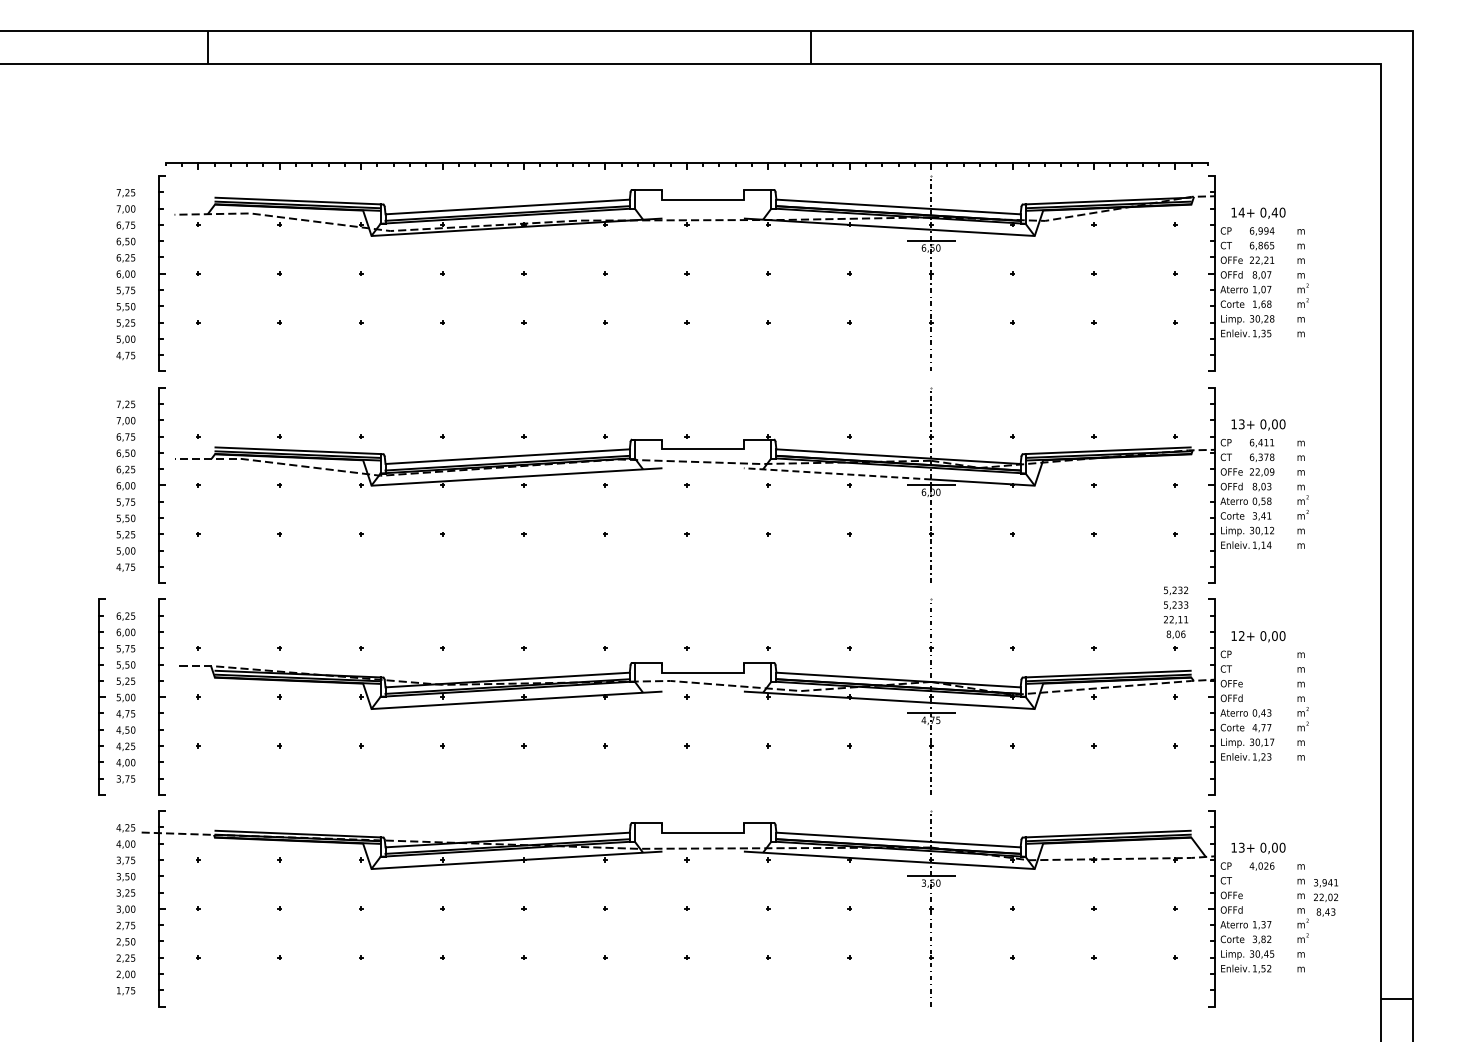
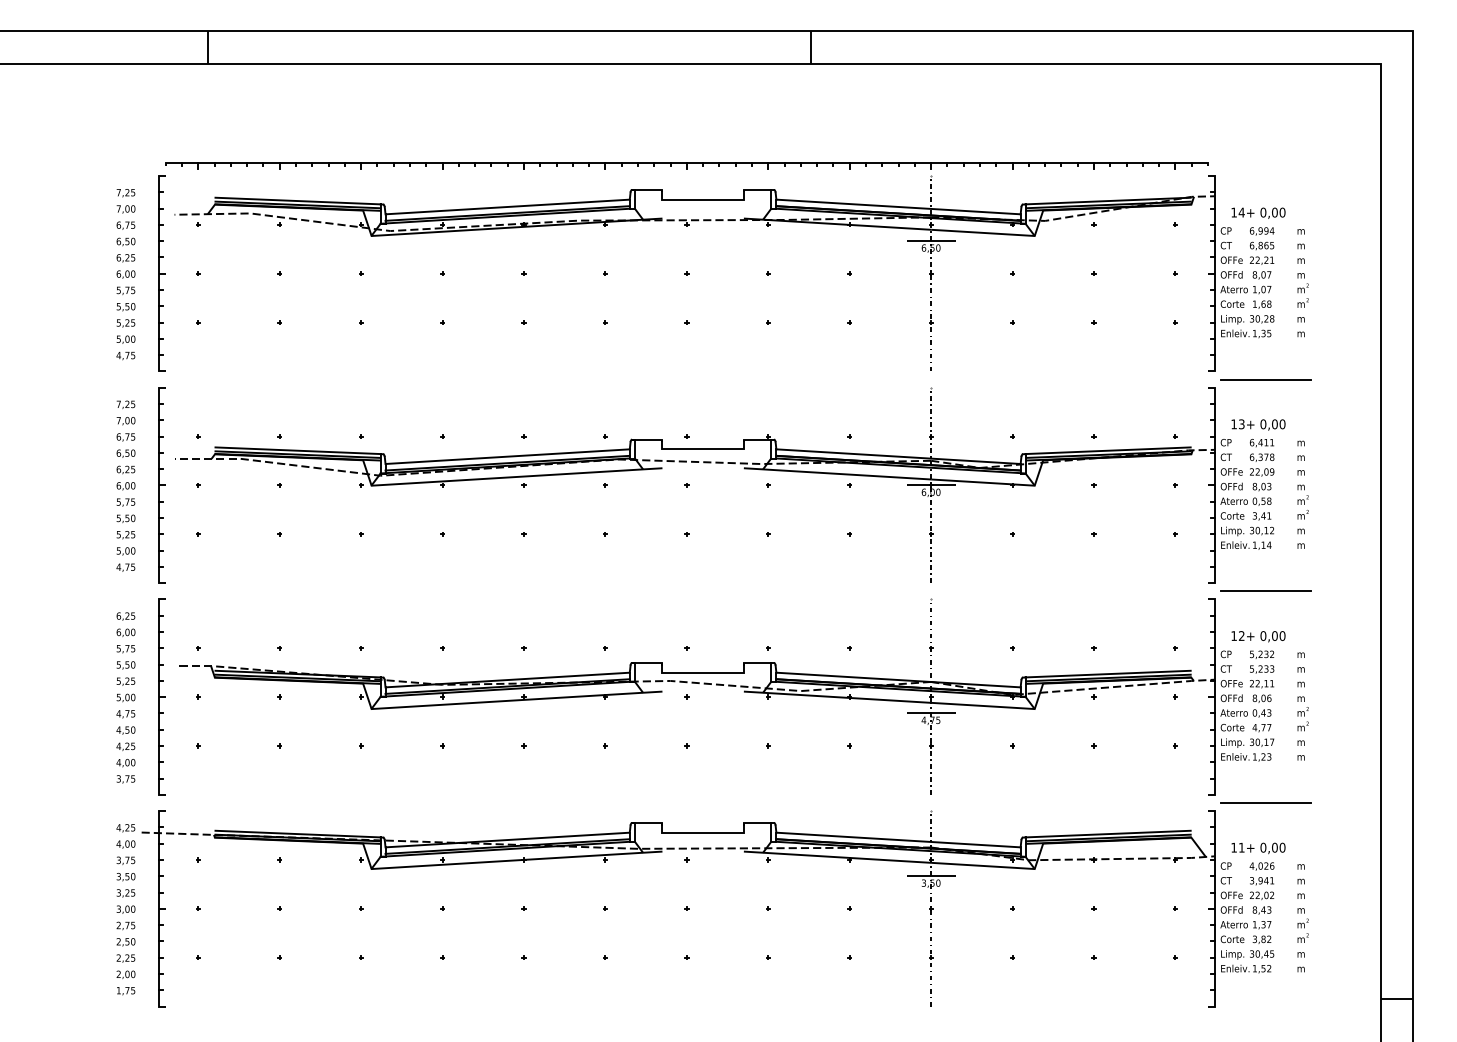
text: 0,40 -> 0,00 (1274, 212)
line: none -> present (1265, 379)
line: dashed -> solid (836, 473)
line: none -> present (1265, 591)
text position: (1176, 612) -> (1262, 676) (1262, 676)
part: present -> none (101, 696)
line: none -> present (1265, 802)
text: 13+ -> 11+ (1241, 847)
text position: (1326, 897) -> (1262, 895) (1262, 895)
